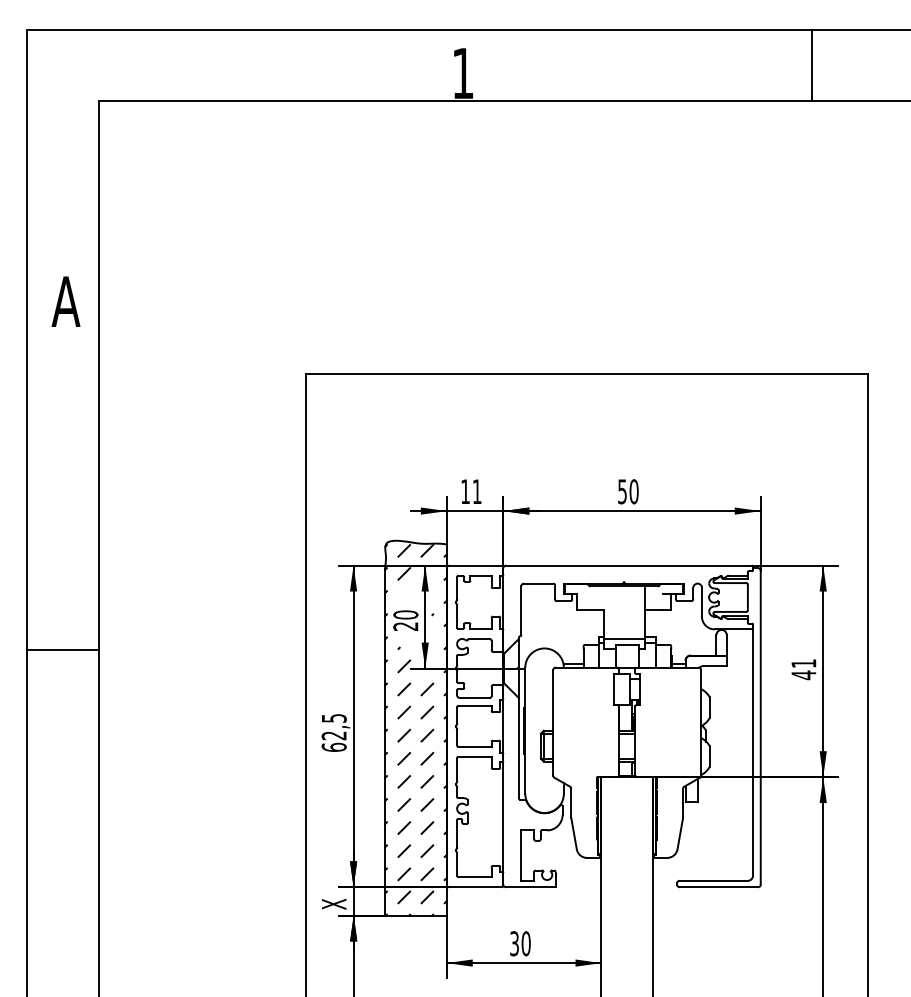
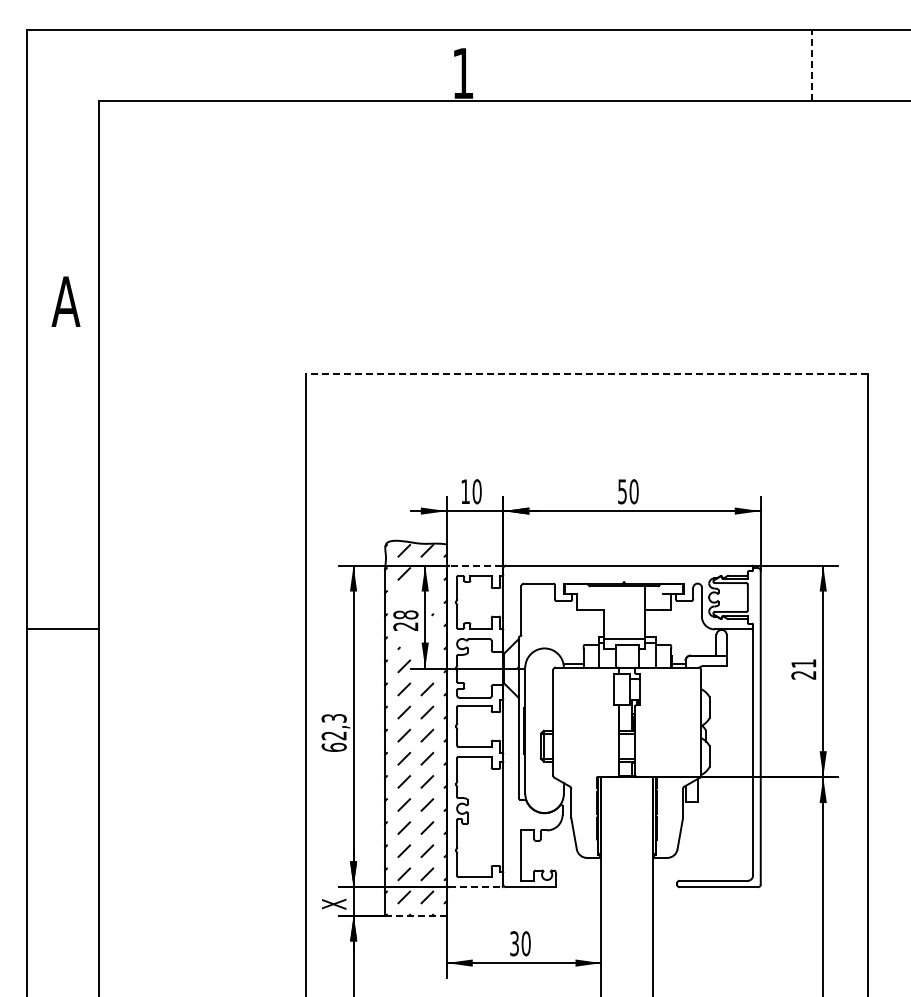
line: solid -> dashed (811, 65)
line: solid -> dashed (586, 373)
text: 11 -> 10 (476, 491)
line: solid -> dashed (475, 565)
text: 20 -> 28 (405, 614)
line position: (62, 650) -> (62, 629) (62, 629)
text: 41 -> 21 (803, 675)
text: 62,5 -> 62,3 (333, 718)
line: solid -> dashed (476, 887)
line: solid -> dashed (415, 915)
